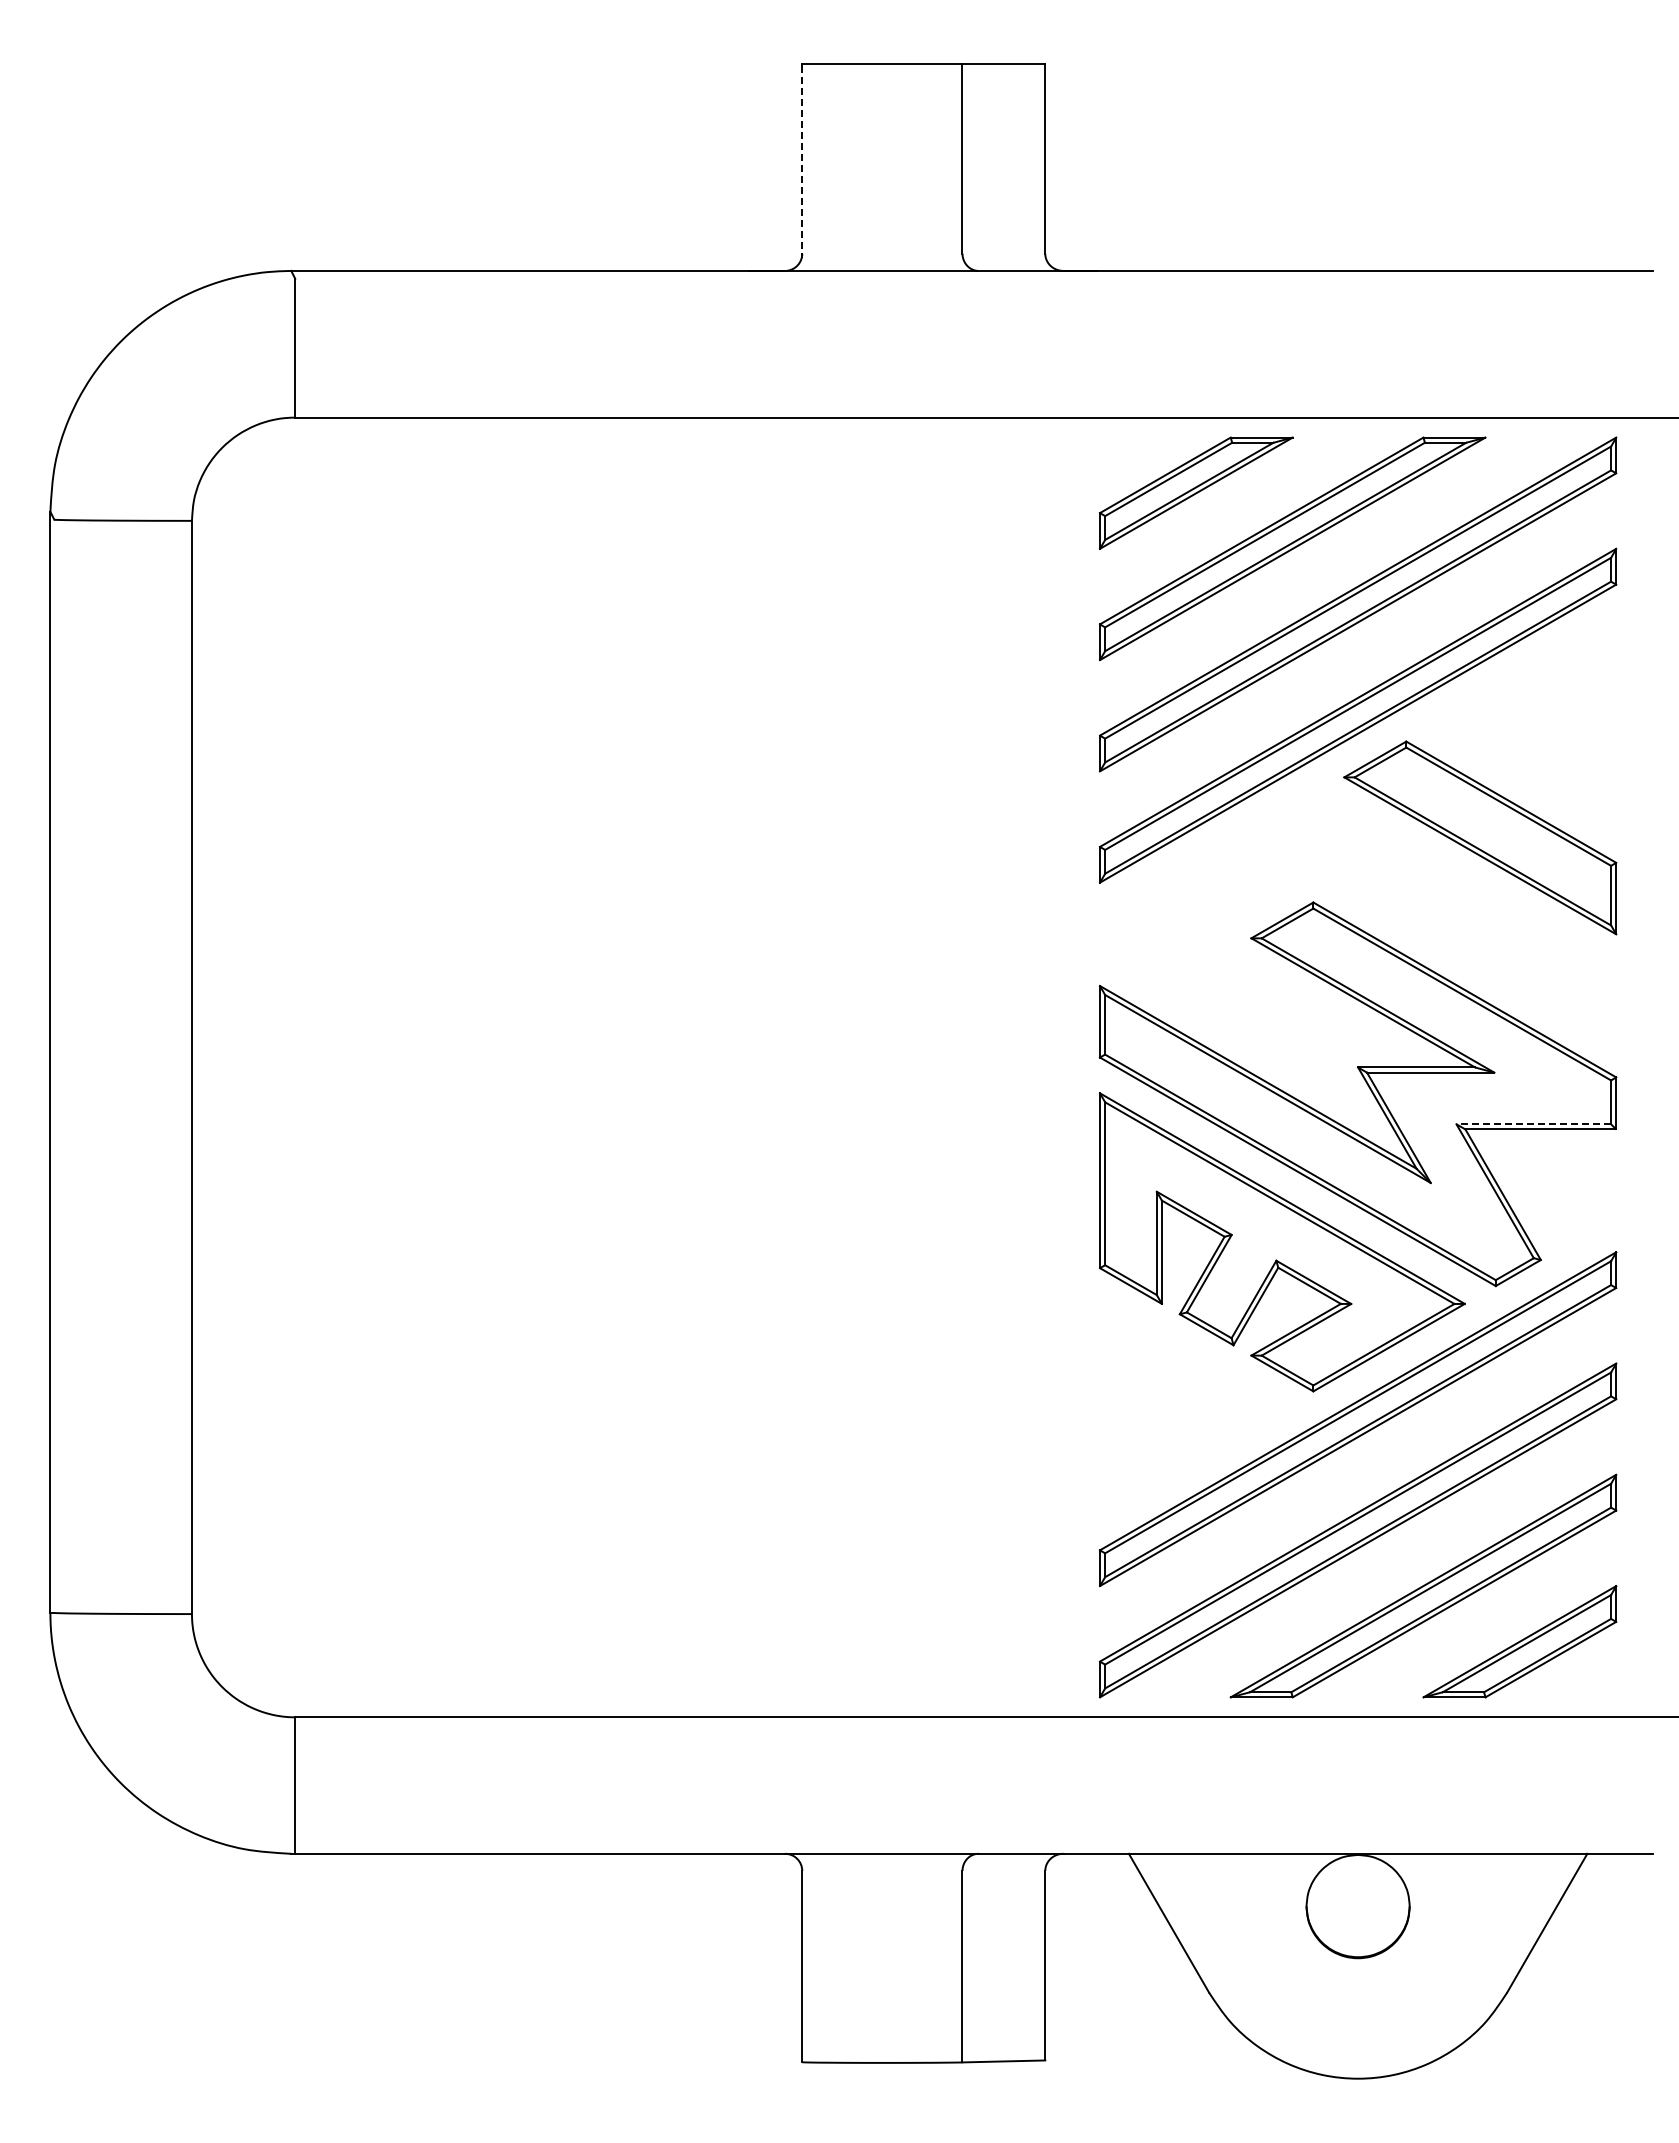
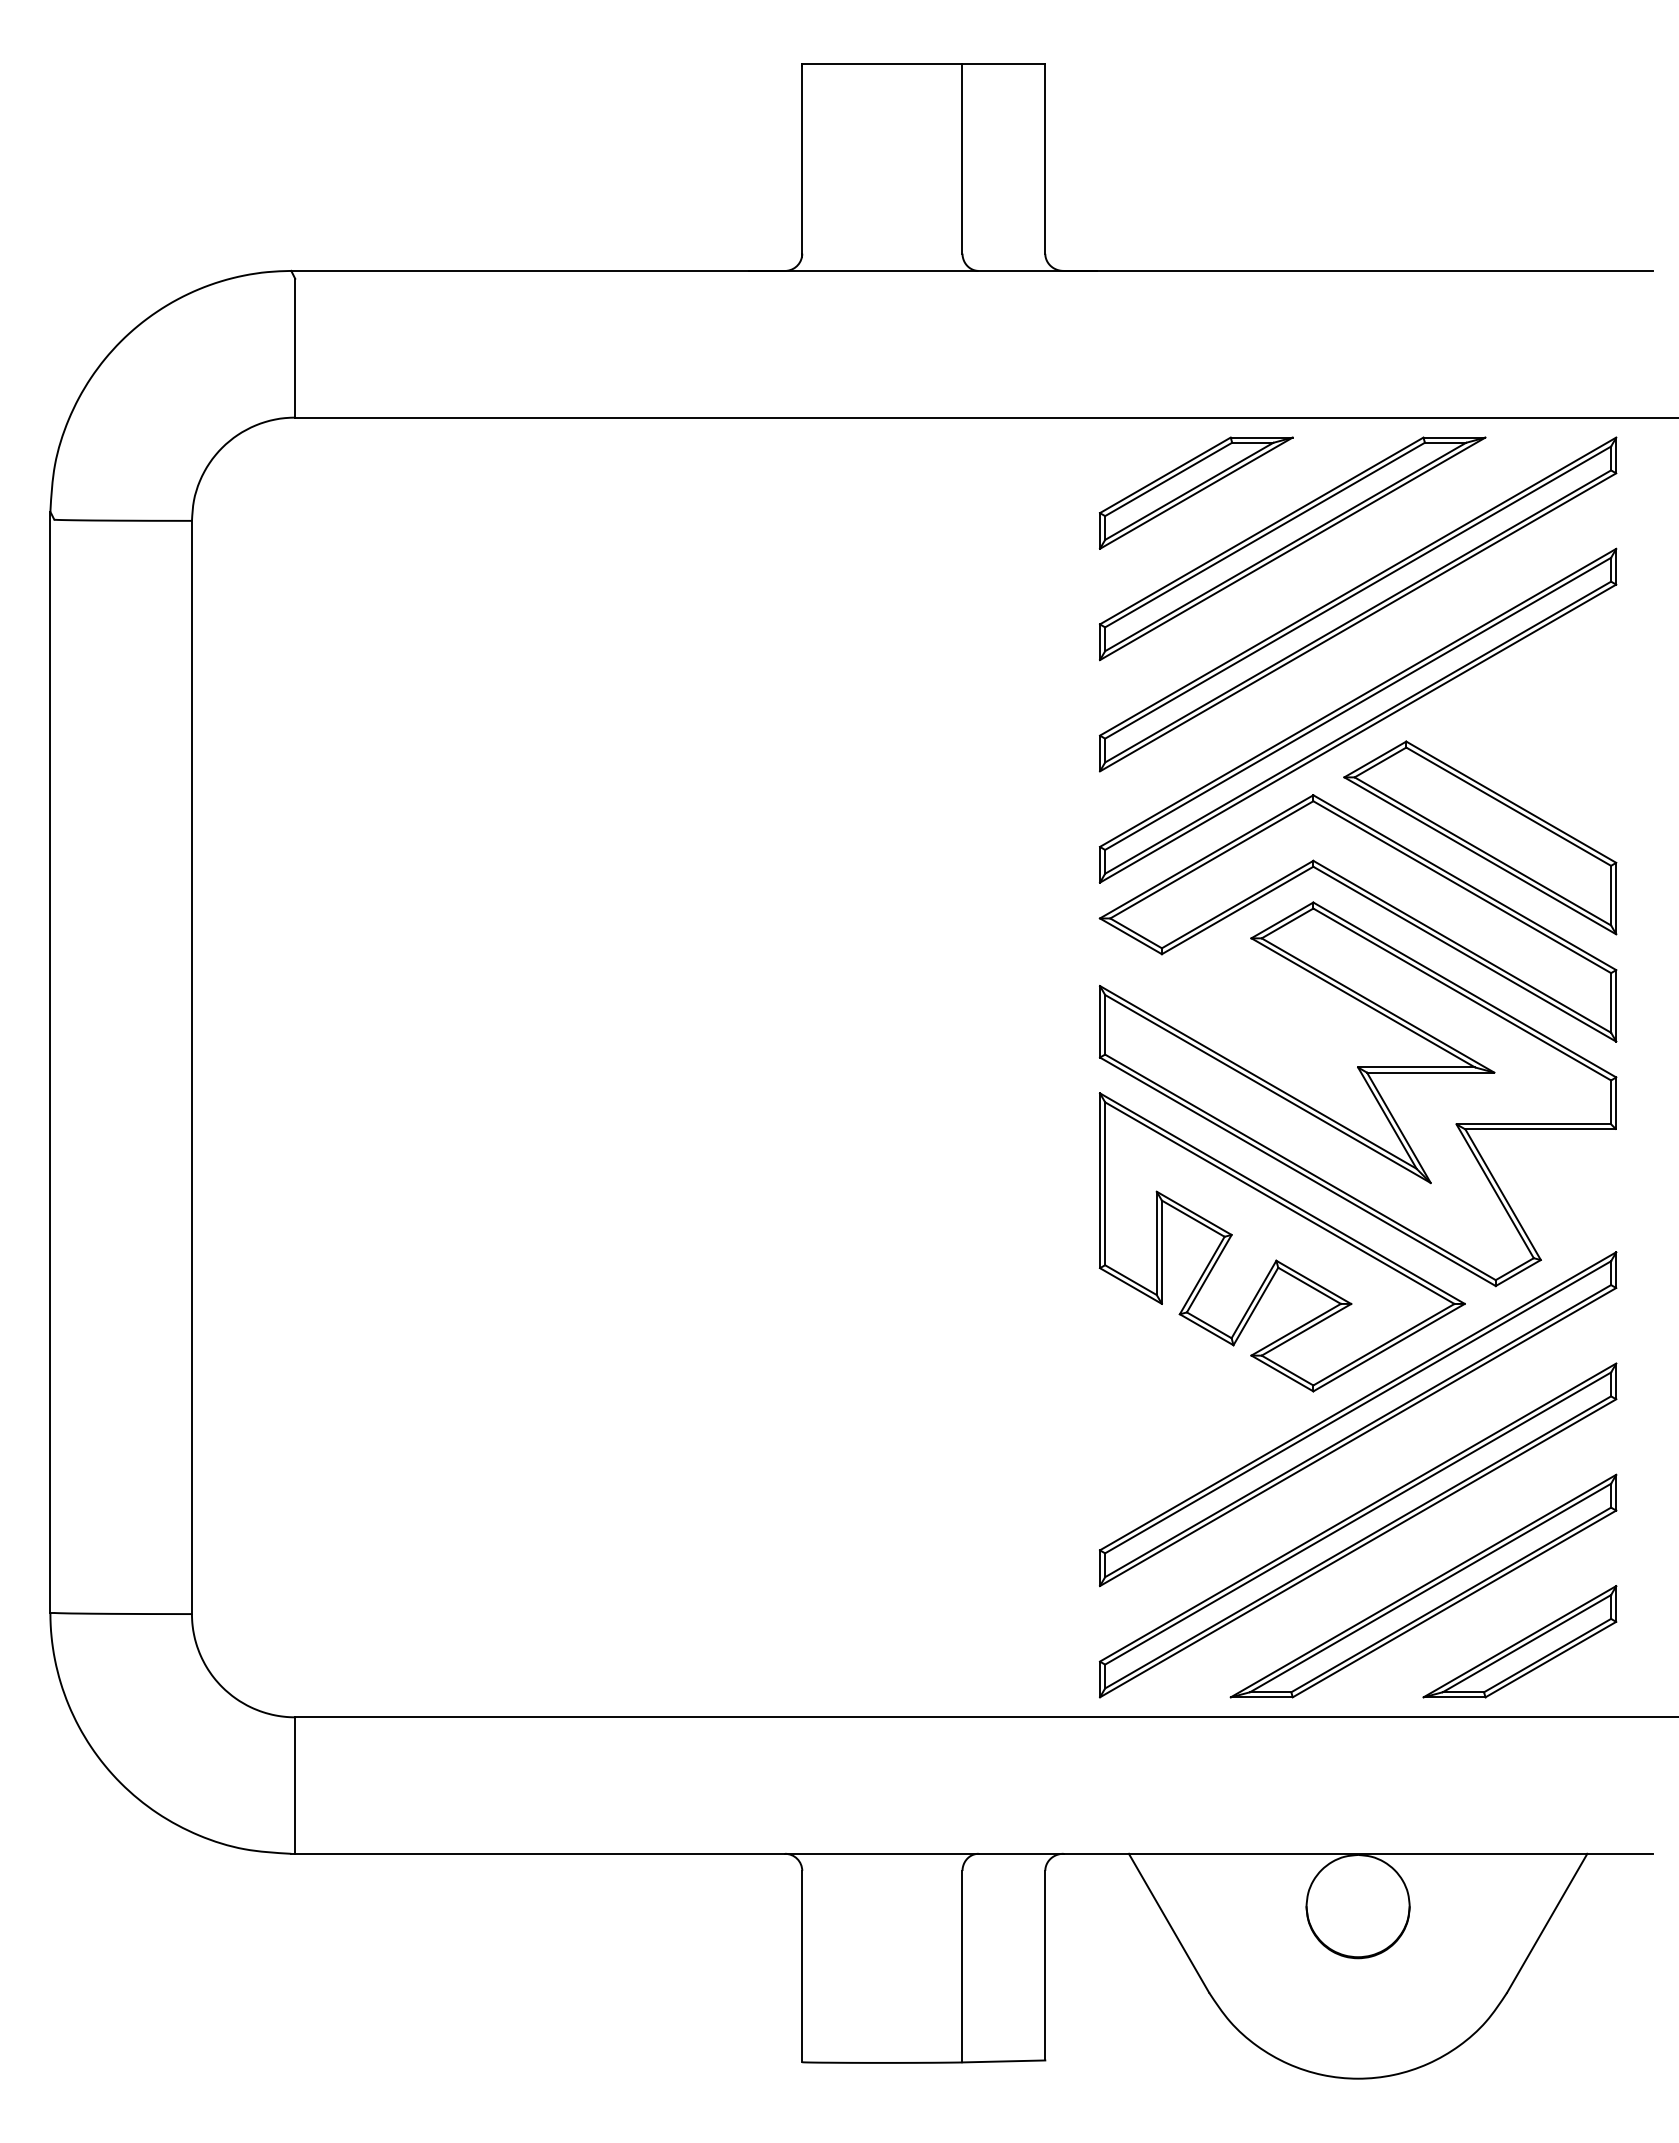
line: dashed -> solid (802, 159)
part: none -> present (1367, 899)
line: dashed -> solid (1533, 1124)
